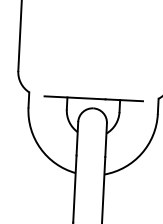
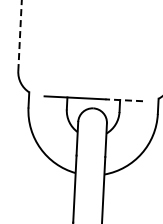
line: solid -> dashed (20, 35)
line: solid -> dashed (124, 100)
